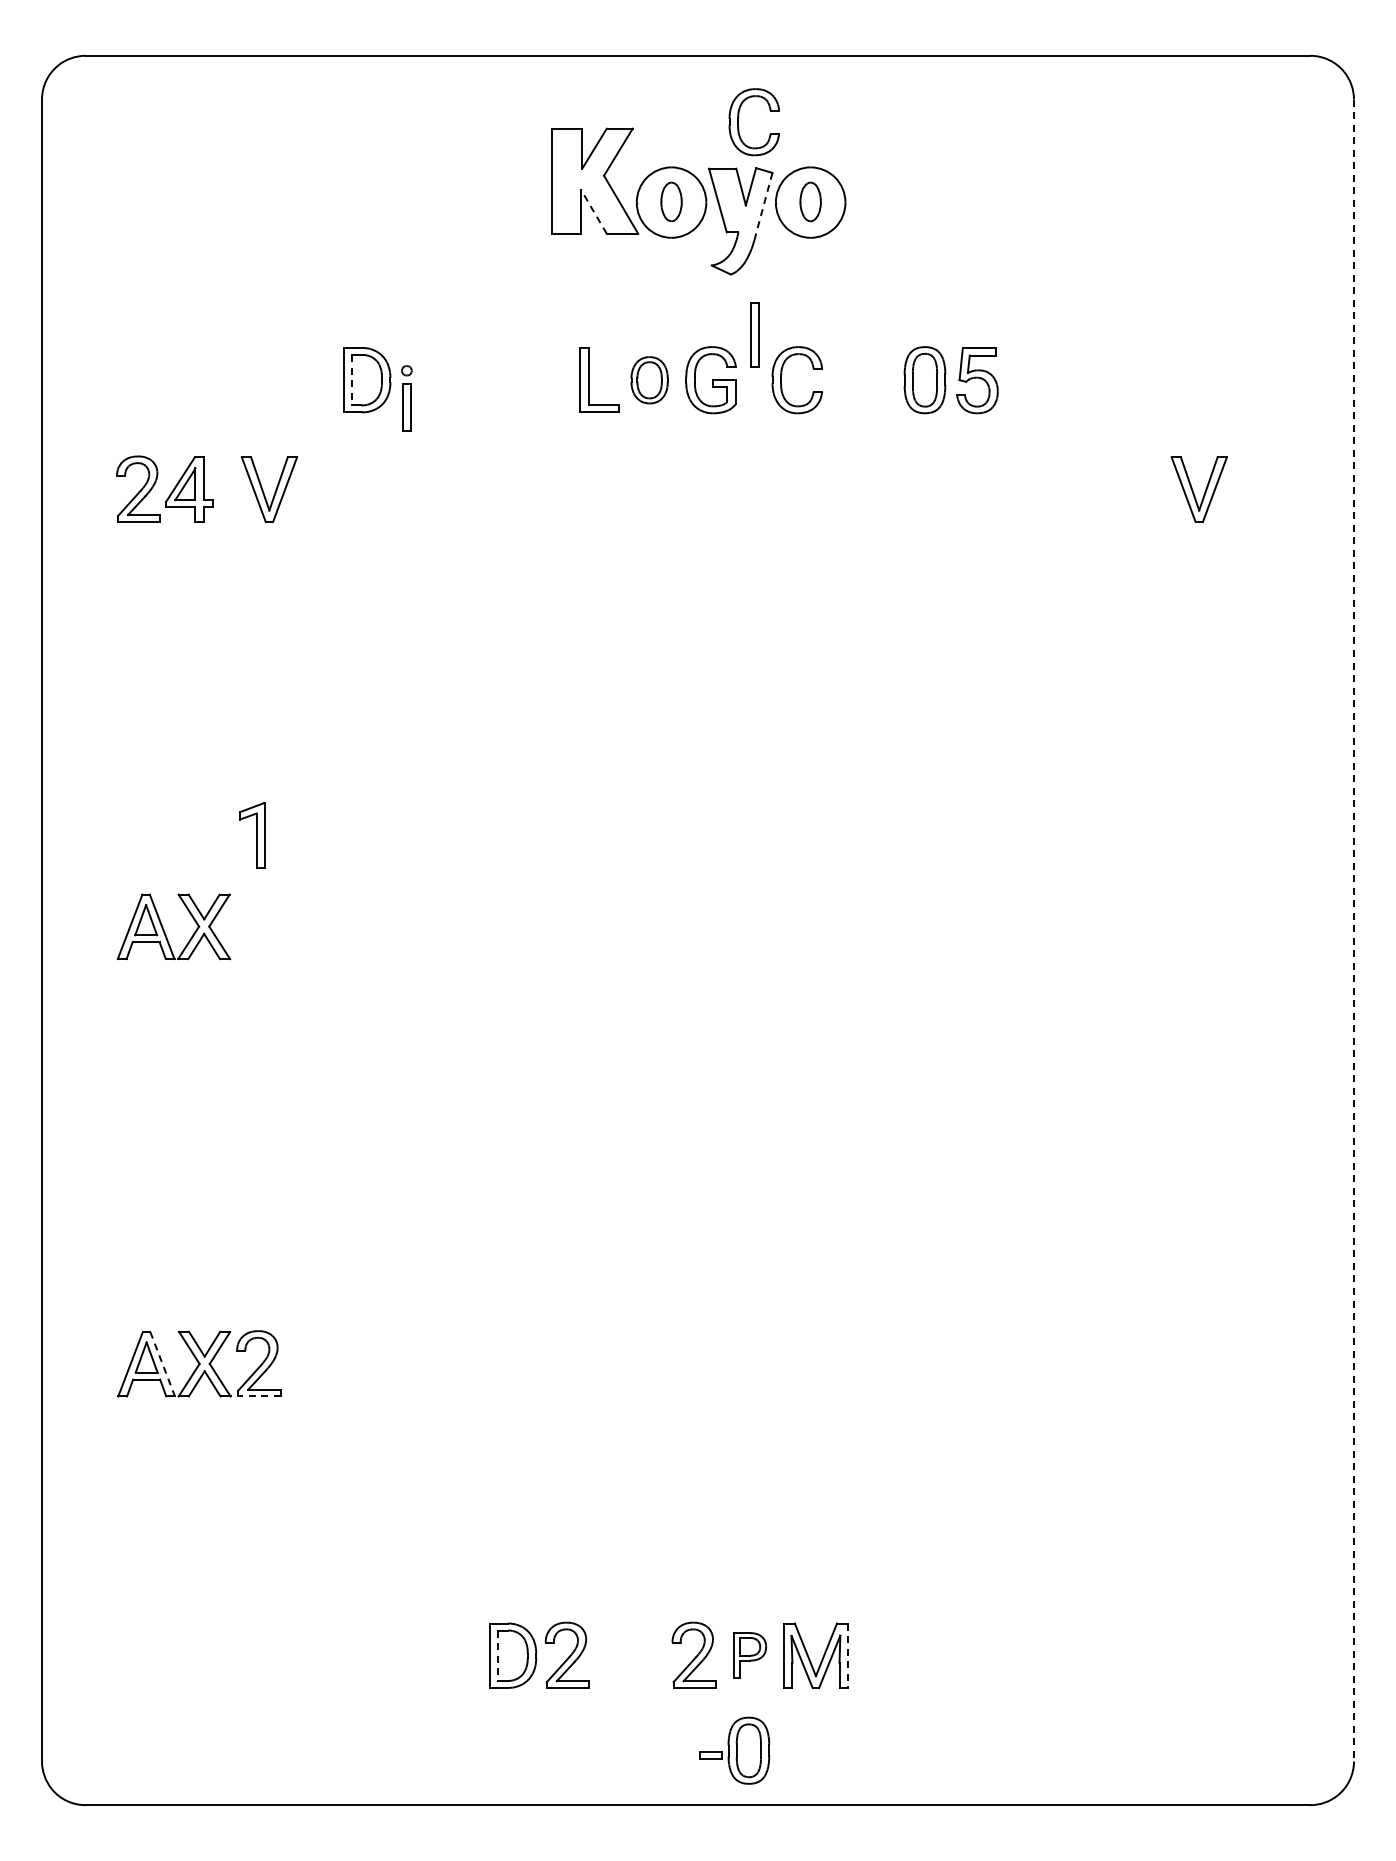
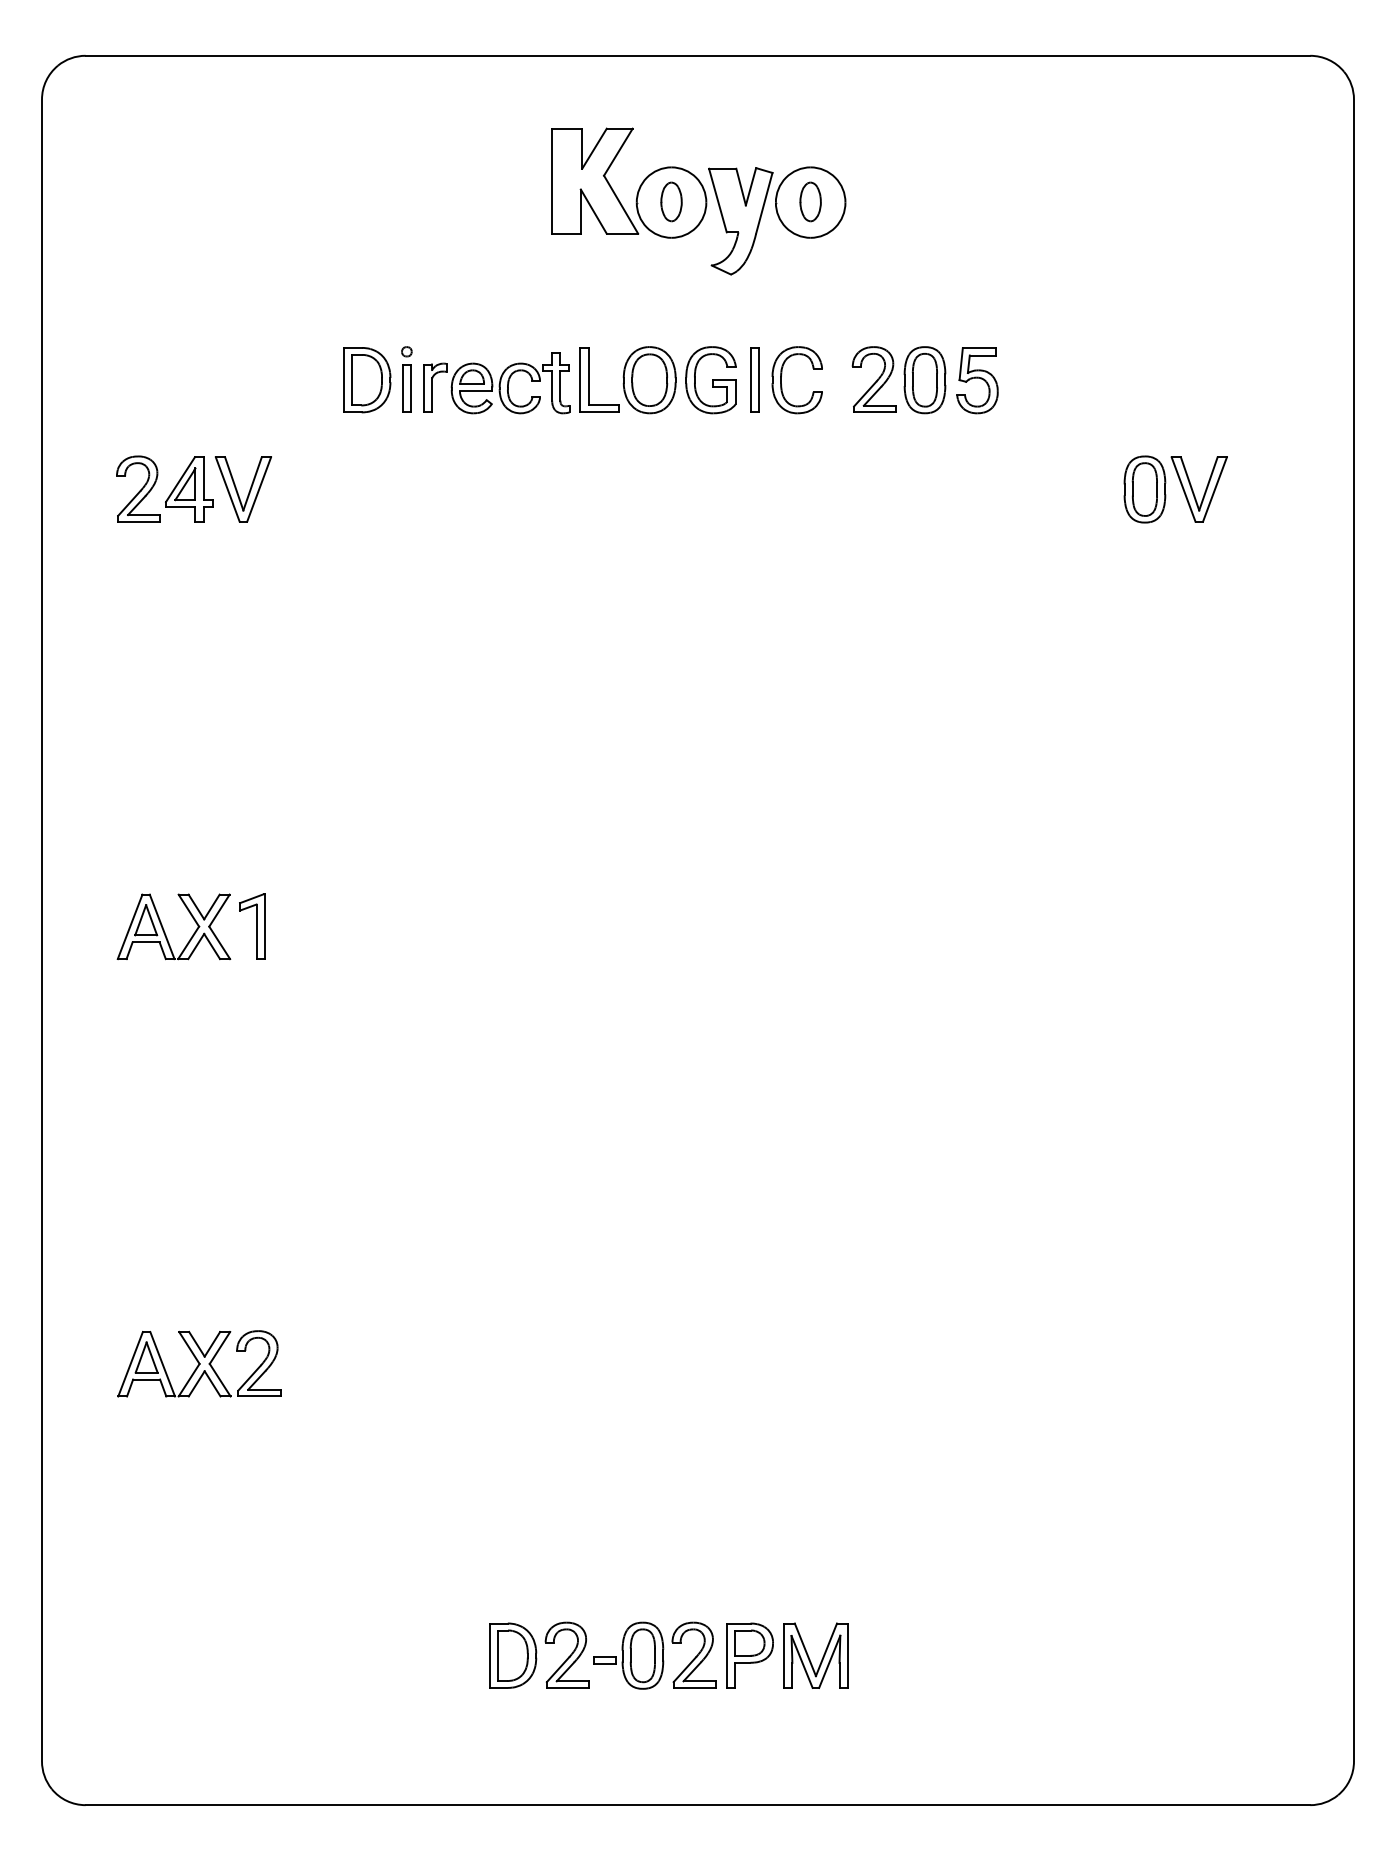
part: present -> none (738, 122)
line: dashed -> solid (764, 203)
line: dashed -> solid (593, 211)
part position: (754, 334) -> (754, 379) (754, 379)
part: none -> present (873, 379)
line: dashed -> solid (352, 380)
part size: 39x49 px -> 55x69 px (649, 380)
part: none -> present (496, 383)
part position: (406, 398) -> (406, 379) (406, 379)
part position: (269, 489) -> (243, 489) (243, 489)
part: none -> present (1144, 489)
part position: (252, 835) -> (252, 926) (252, 926)
line: dashed -> solid (1353, 930)
line: dashed -> solid (162, 1364)
line: dashed -> solid (258, 1396)
part size: 35x47 px -> 48x67 px (749, 1655)
line: dashed -> solid (498, 1656)
line: dashed -> solid (848, 1656)
part position: (734, 1750) -> (628, 1655) (628, 1655)
